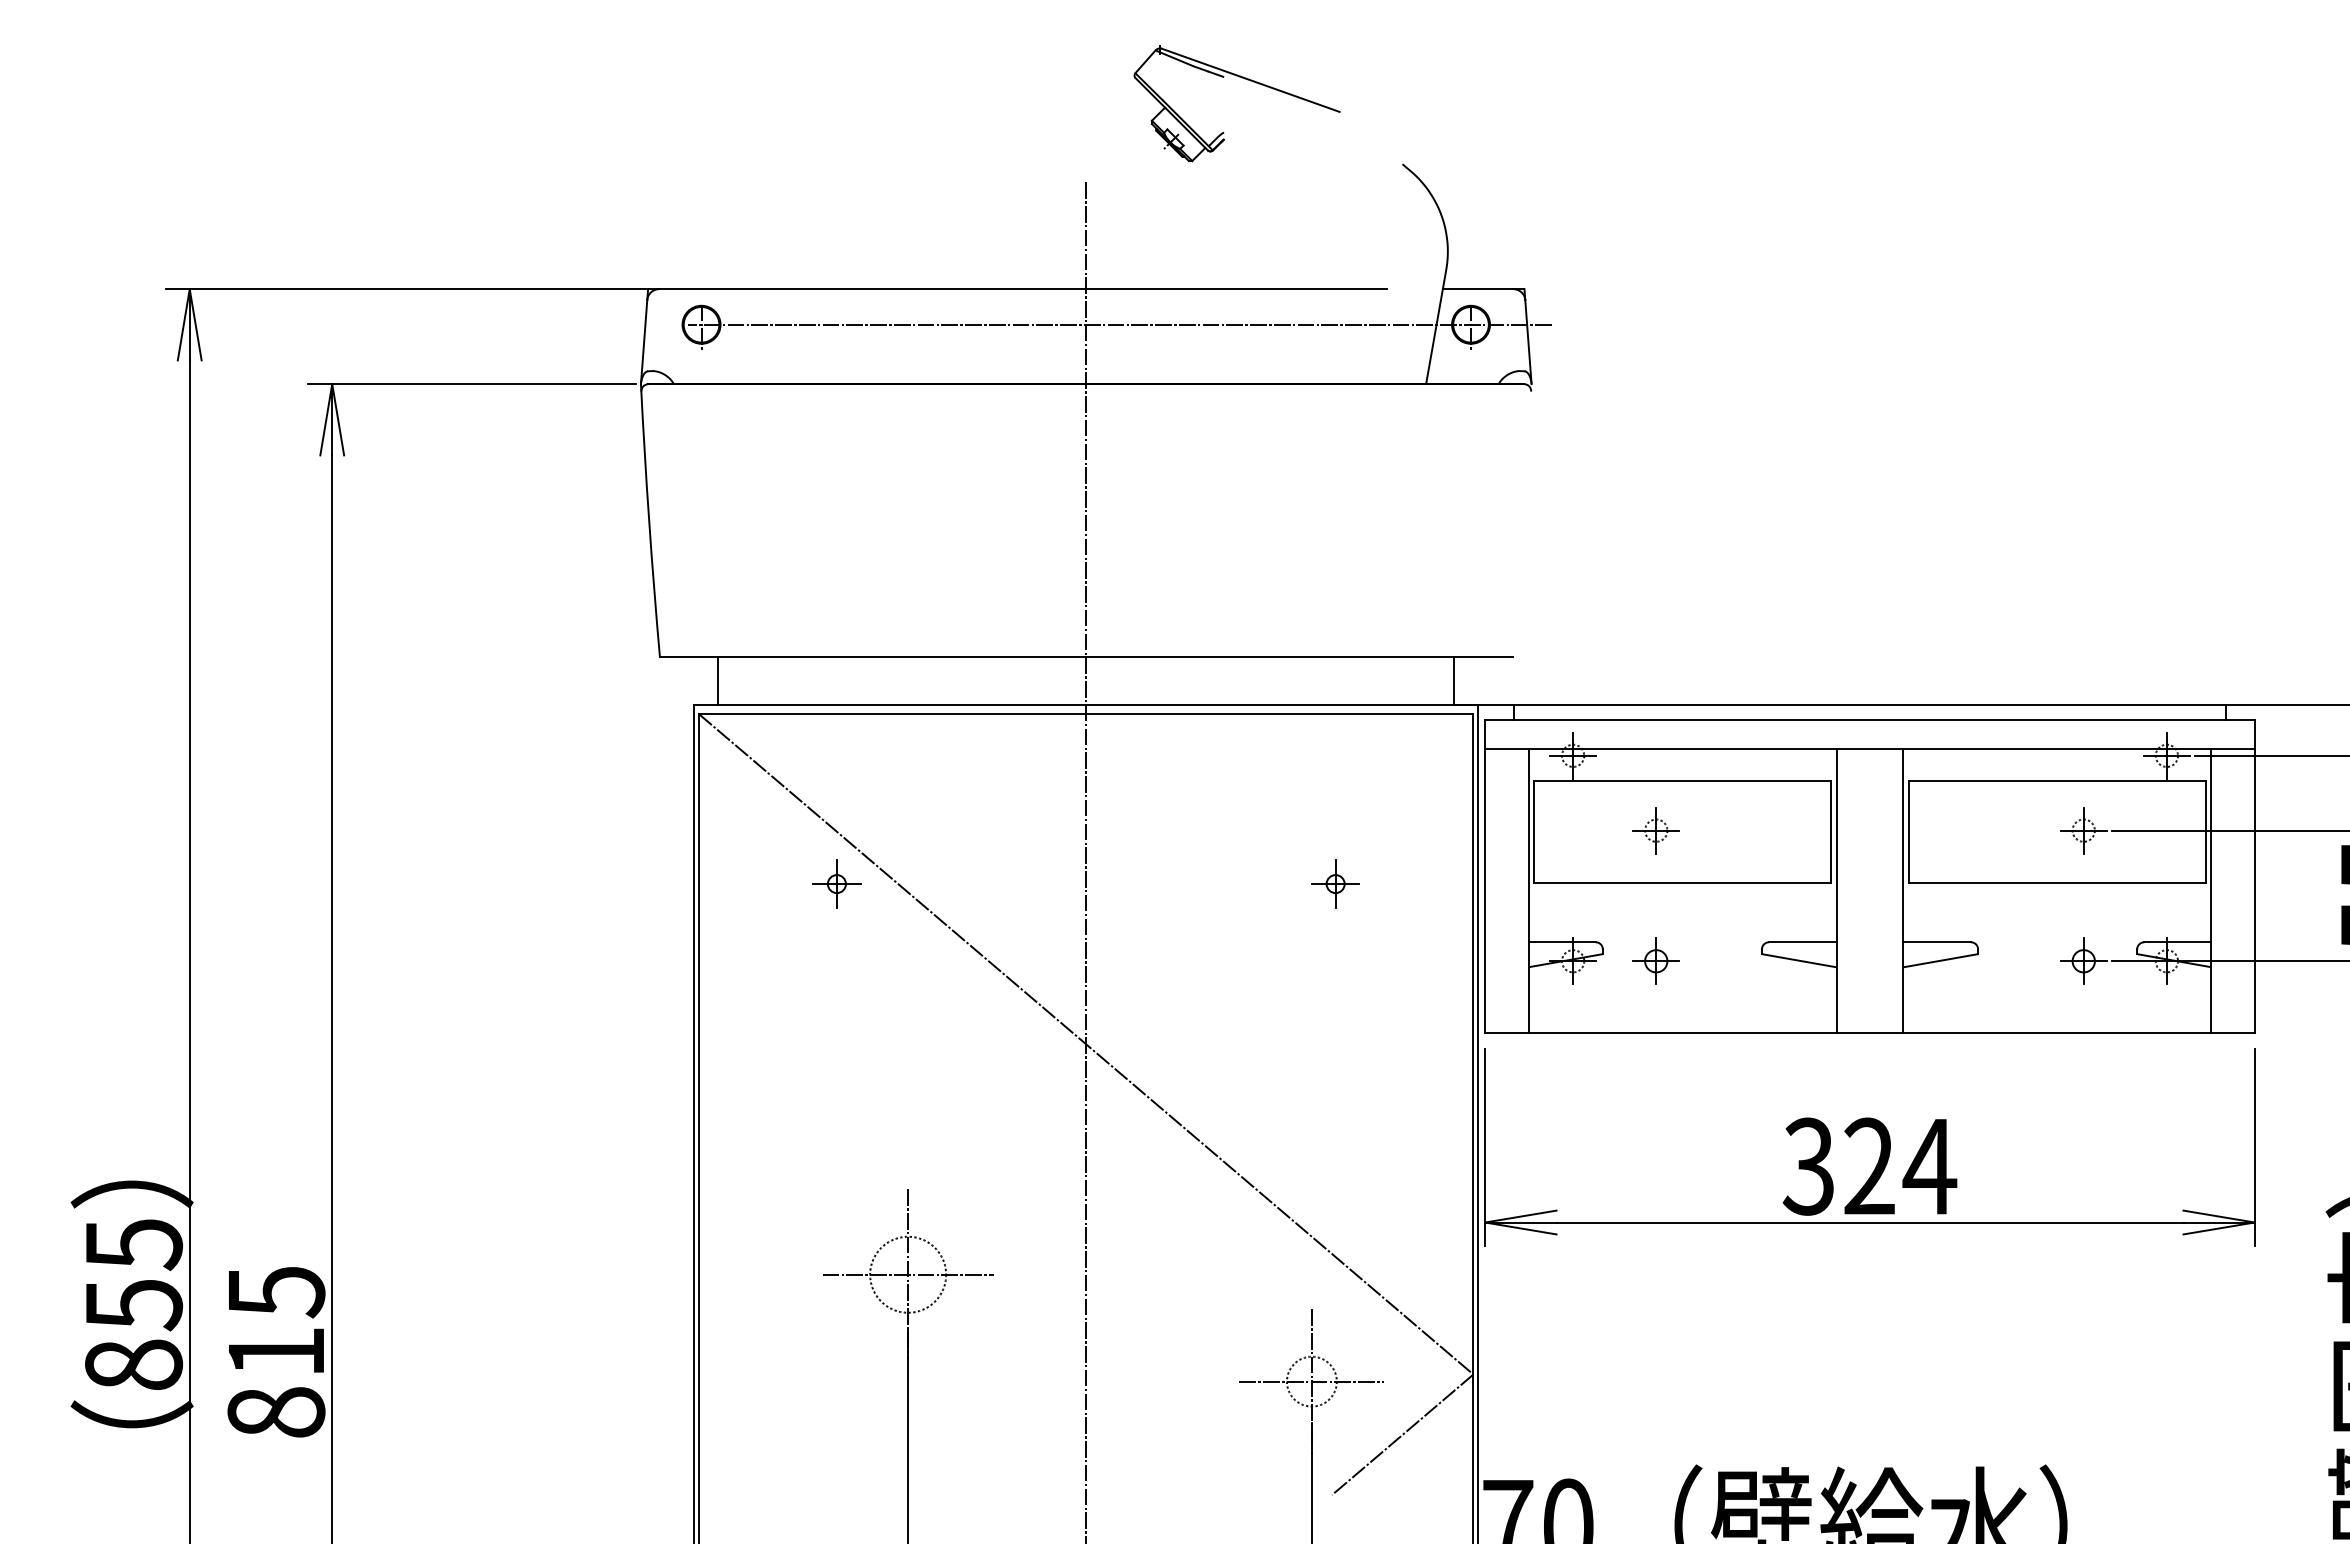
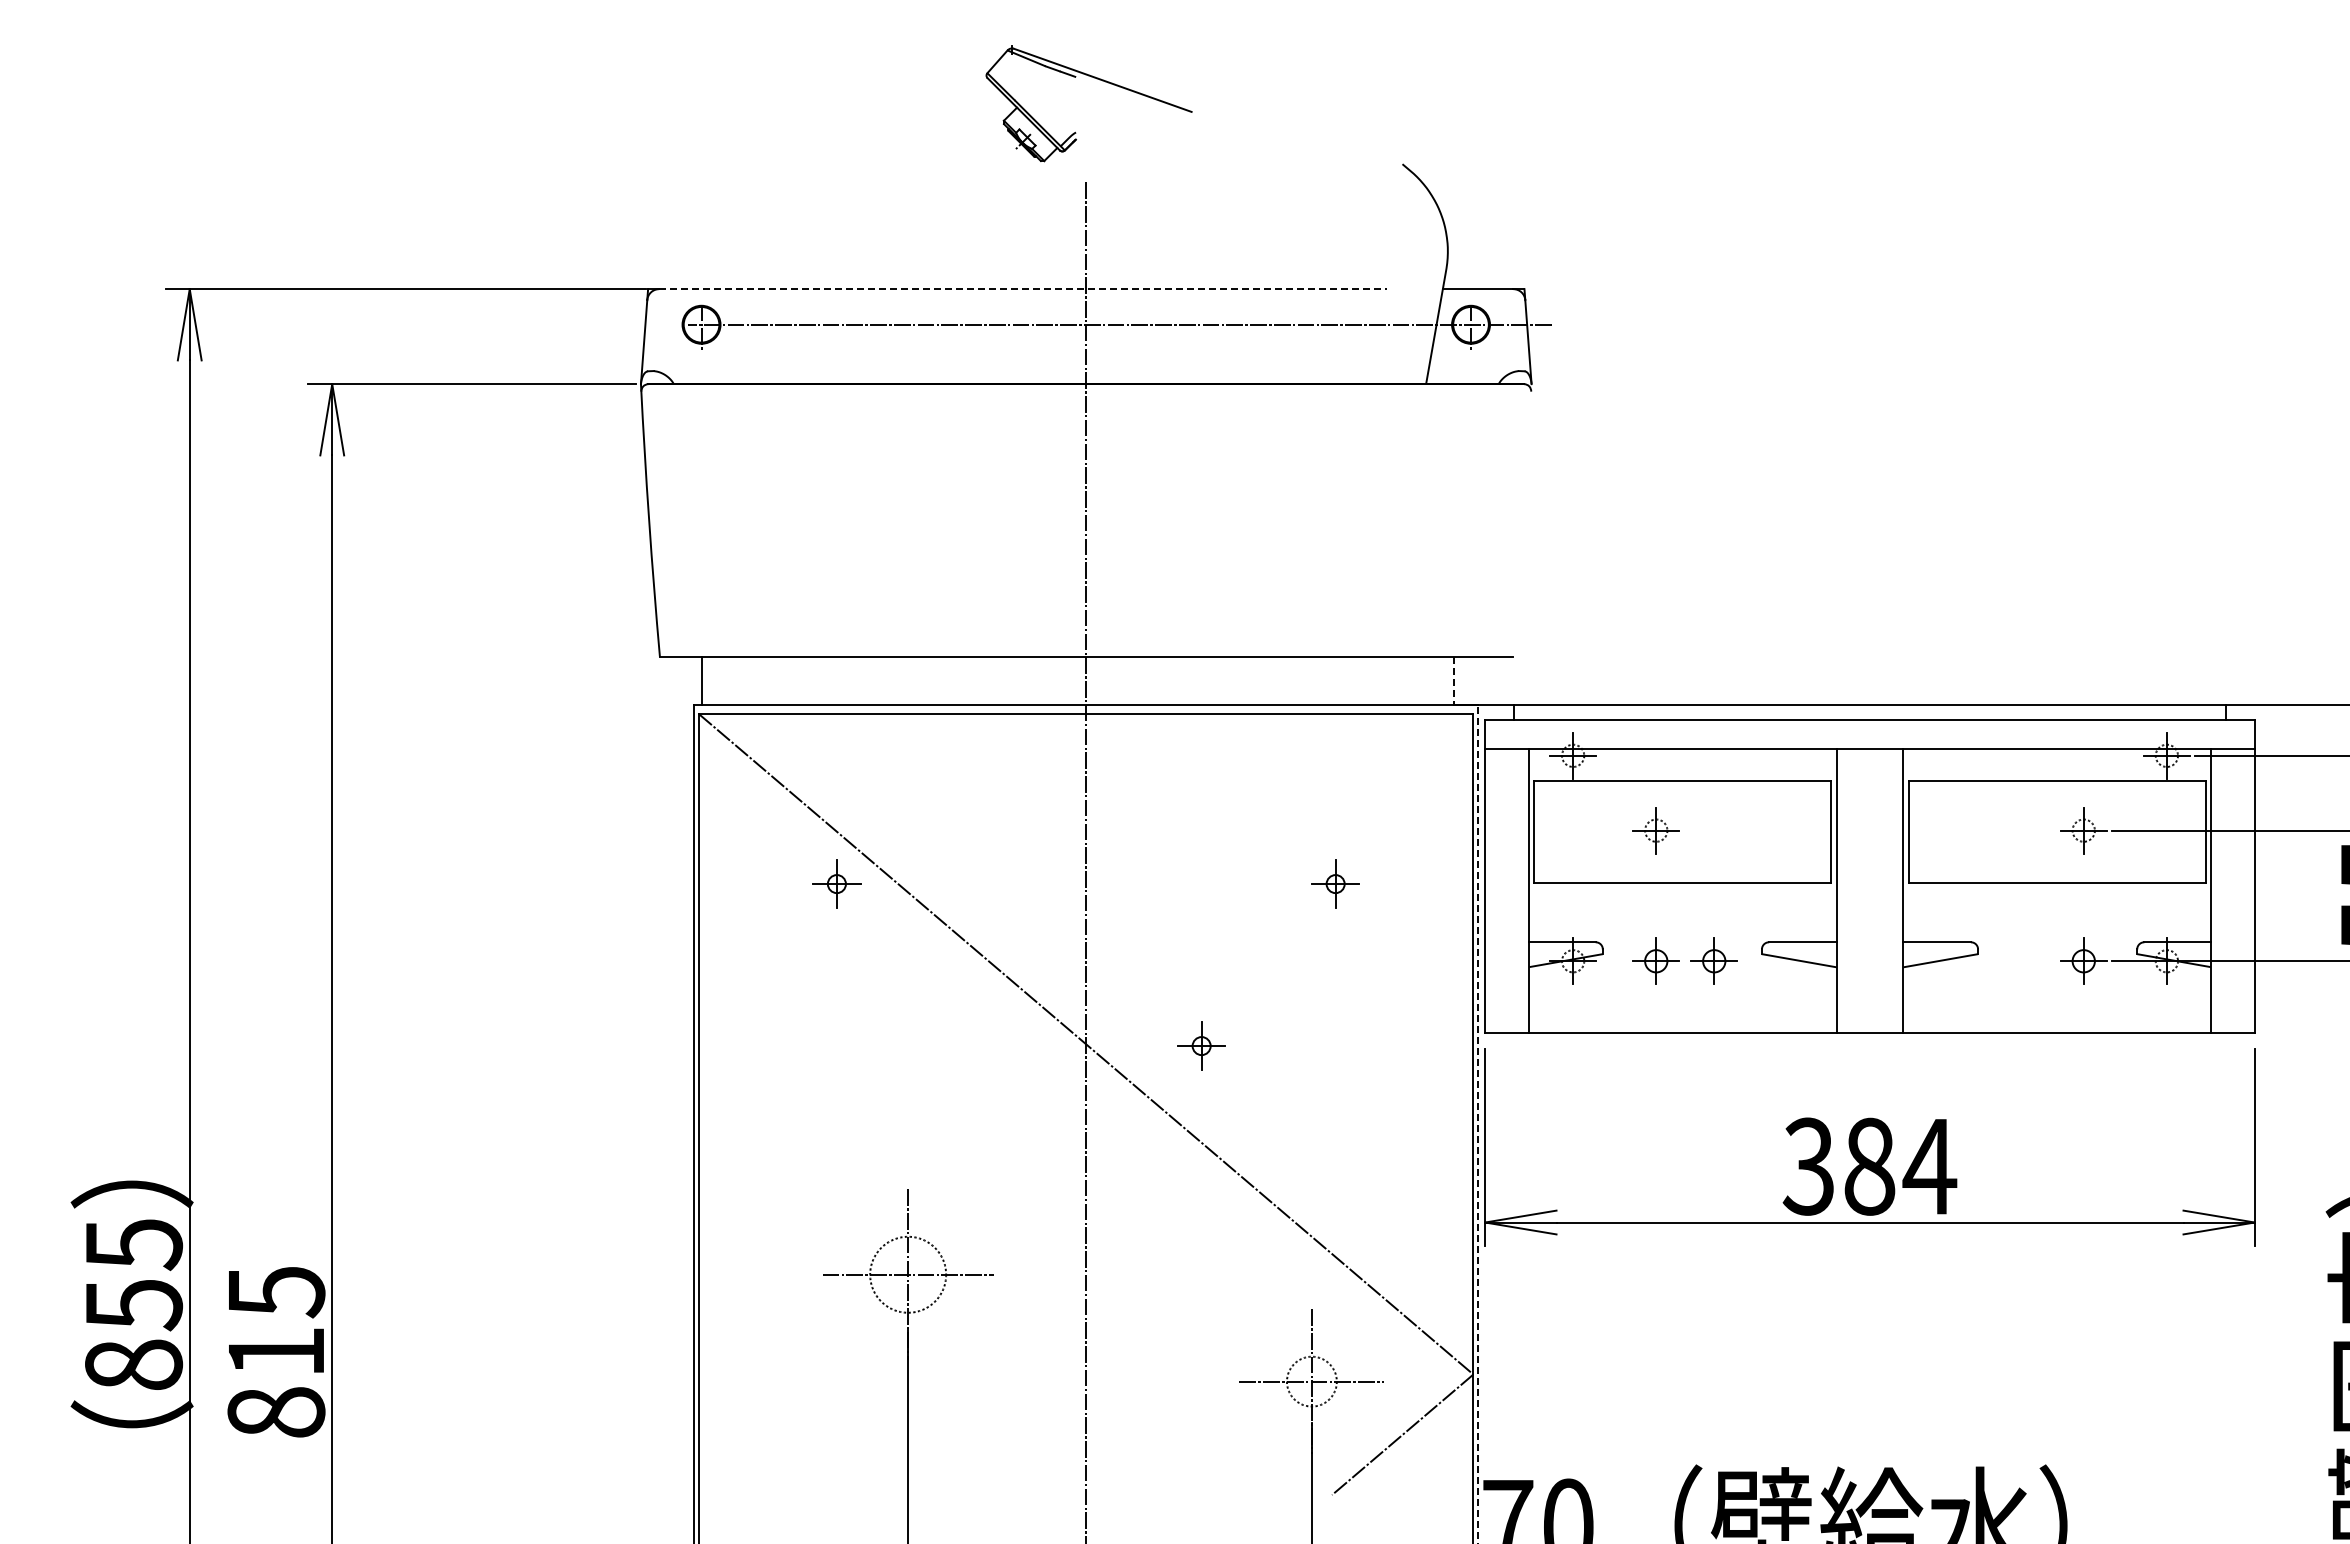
part position: (1244, 79) -> (1096, 79) (1096, 79)
line: solid -> dashed (1023, 289)
line position: (718, 680) -> (702, 680) (702, 680)
line: solid -> dashed (1454, 681)
part: none -> present (1713, 960)
part: none -> present (1201, 1045)
line: solid -> dashed (1478, 1123)
text: 324 -> 384 (1869, 1166)
